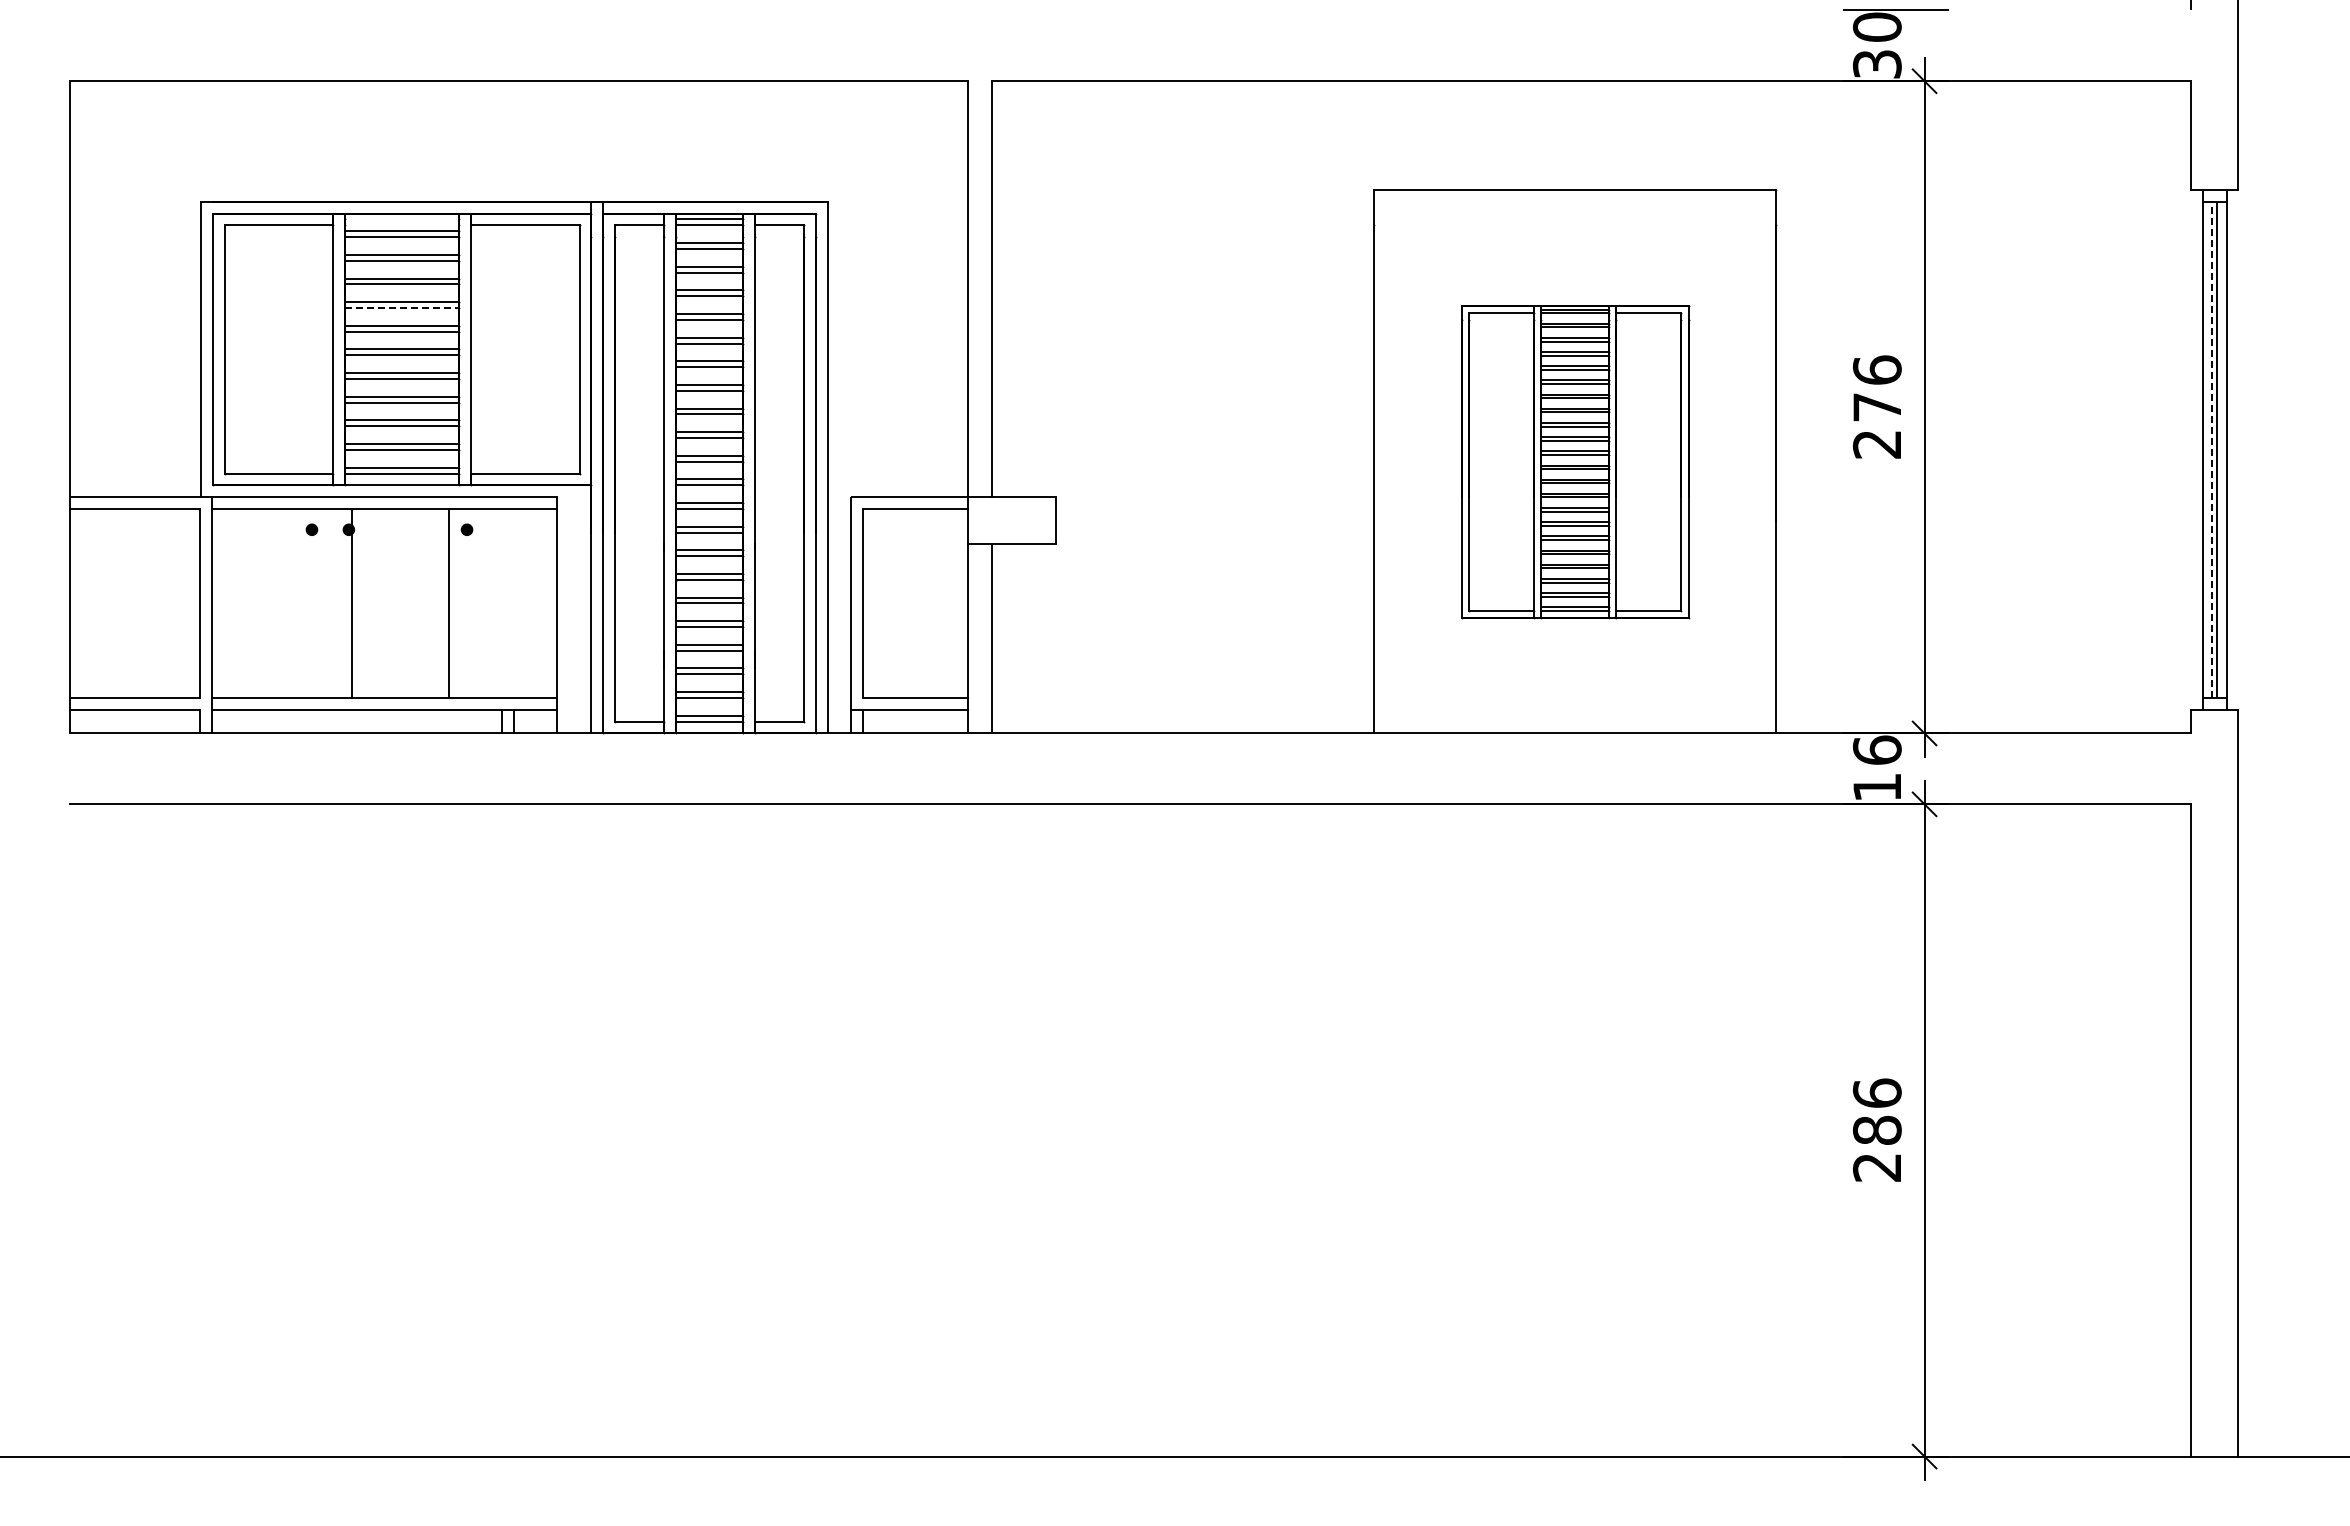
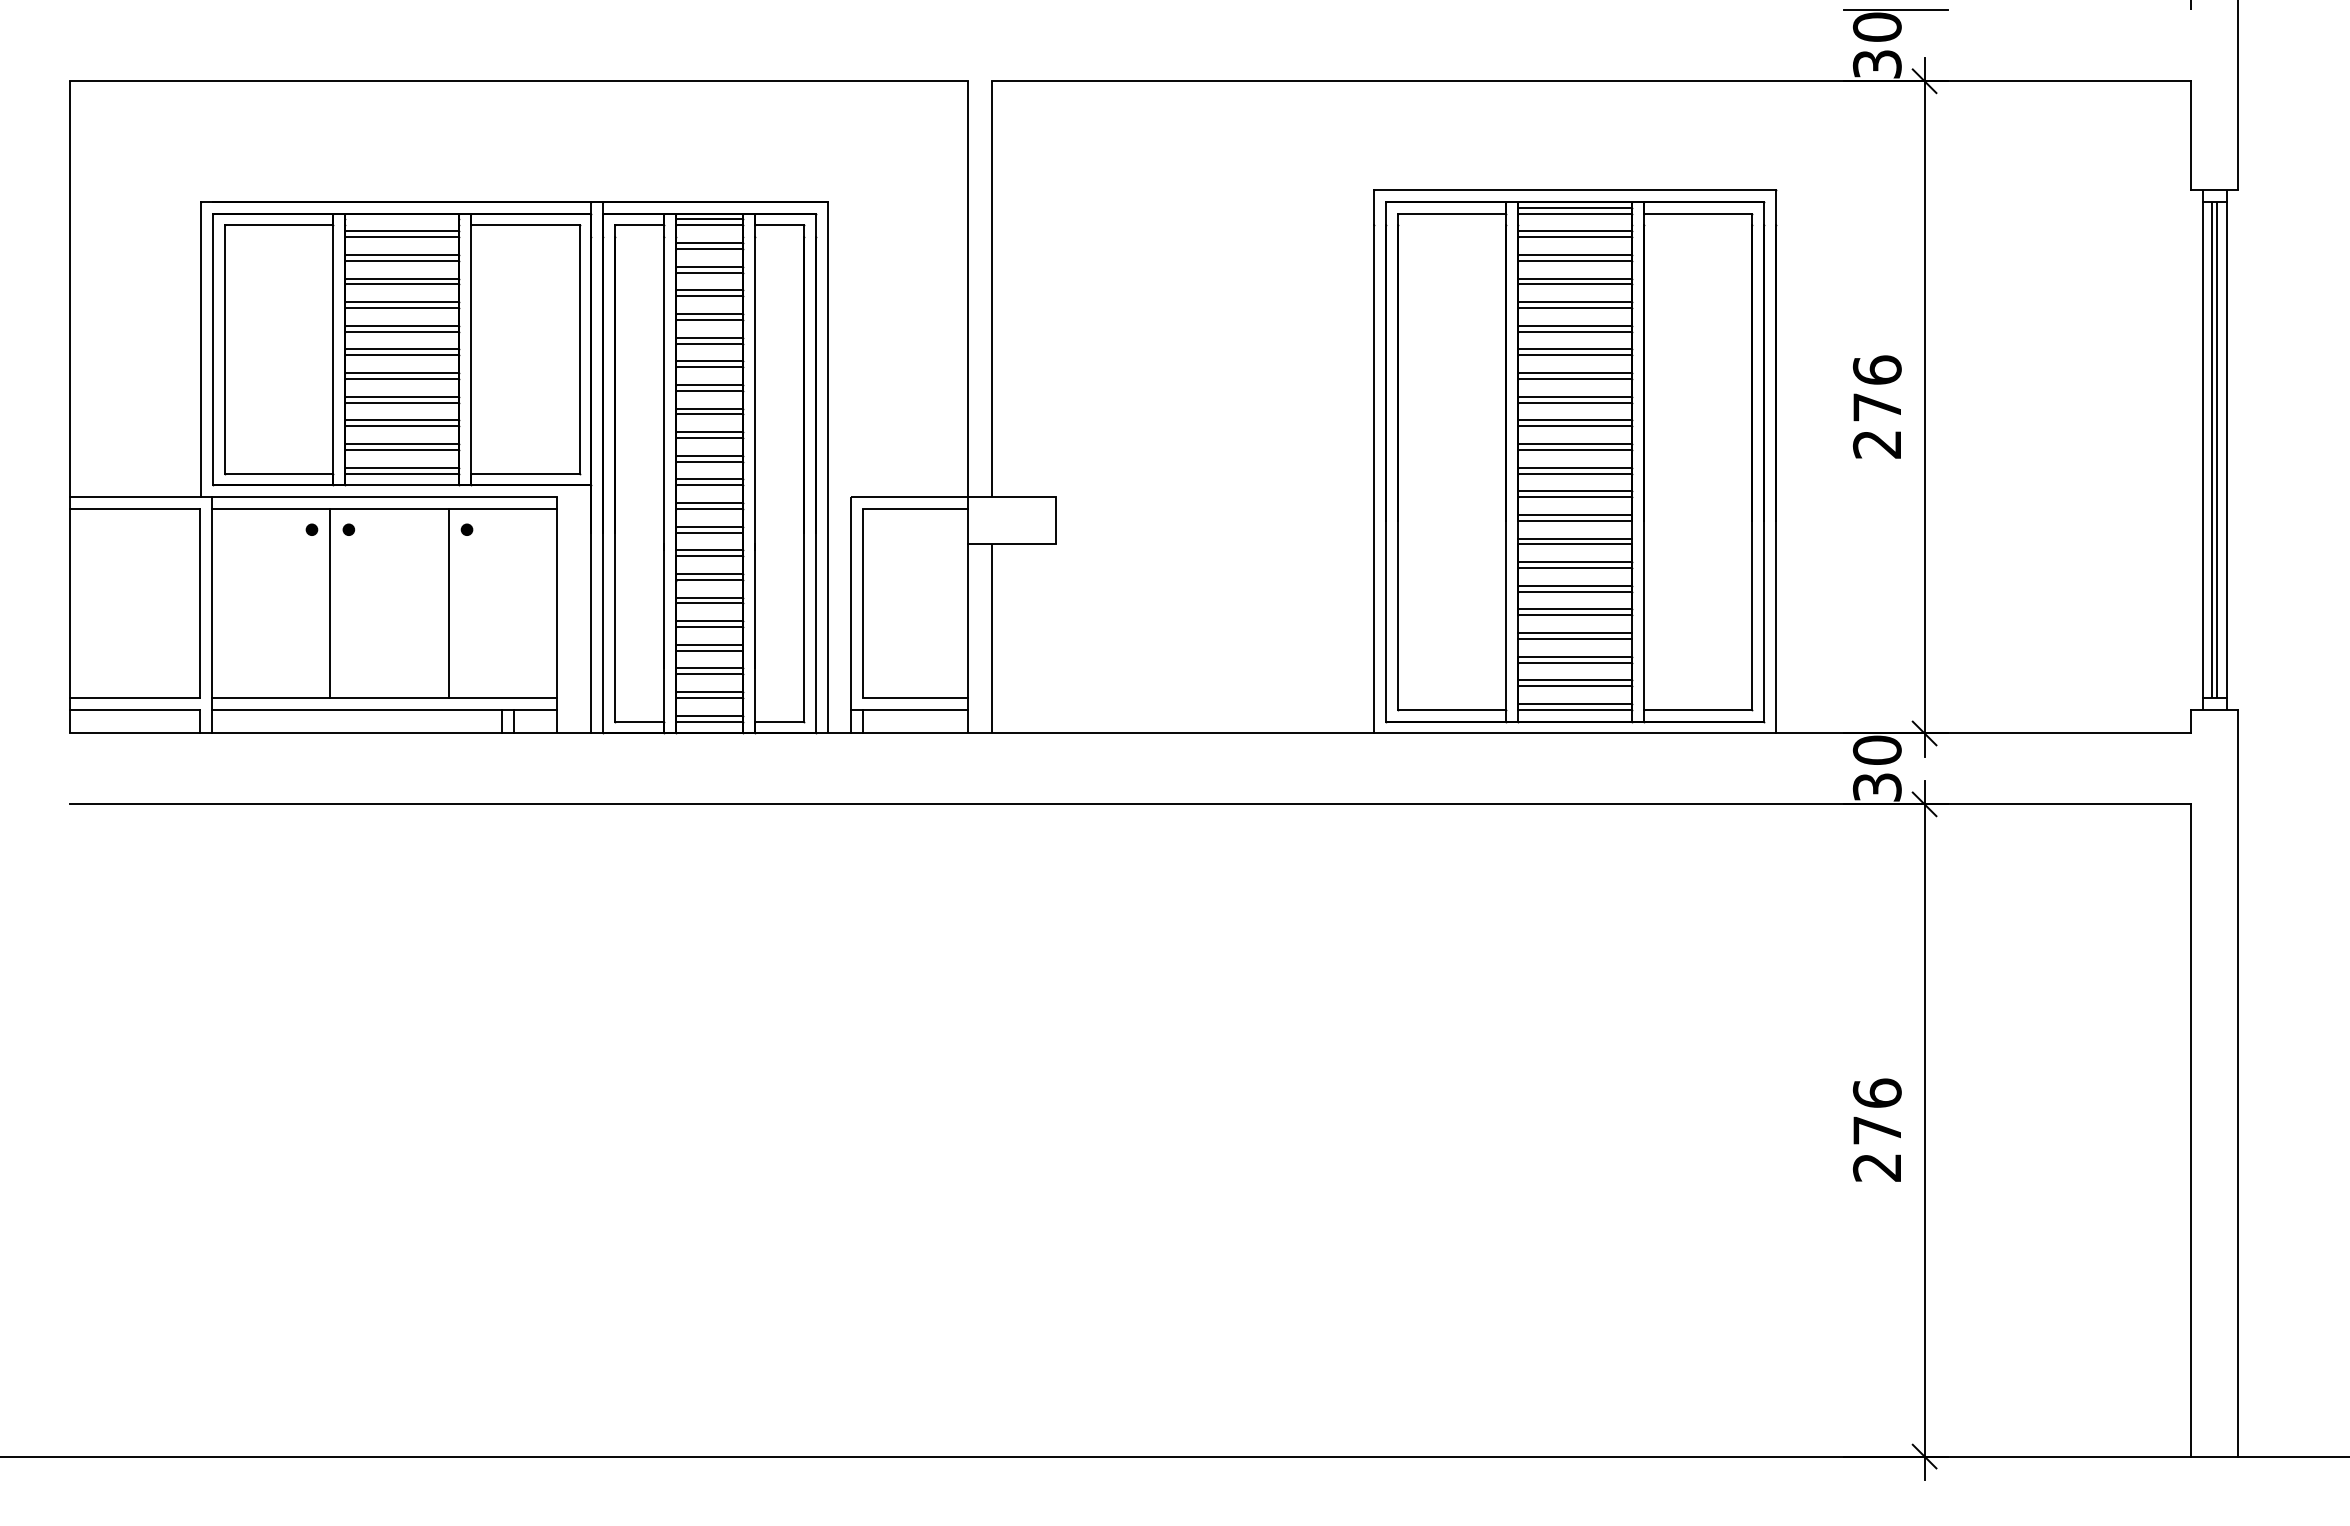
line: dashed -> solid (402, 308)
line: dashed -> solid (2212, 449)
part size: 230x315 px -> 381x523 px (1575, 462)
line position: (352, 603) -> (330, 603) (330, 603)
text: 16 -> 30 (1876, 768)
text: 286 -> 276 (1876, 1129)
